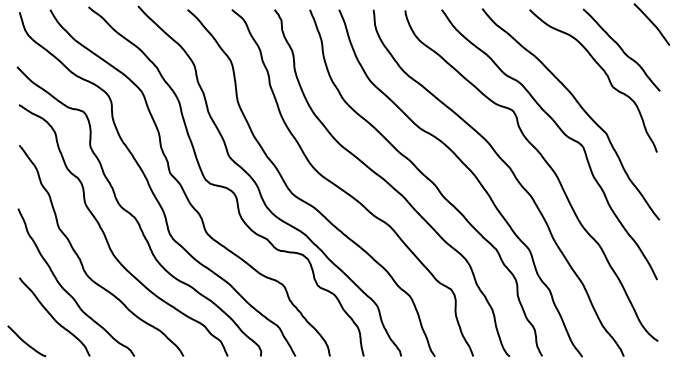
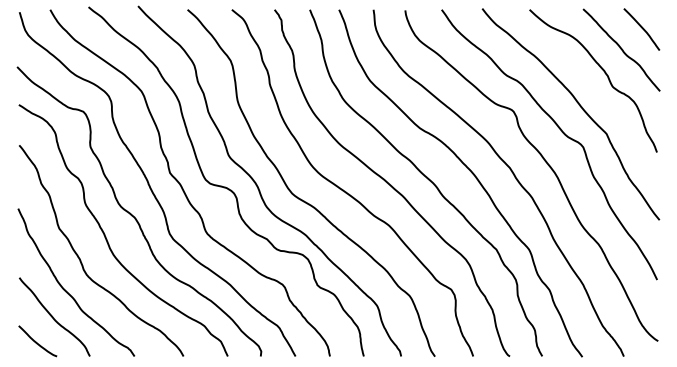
curve position: (651, 23) -> (641, 28) (641, 28)
curve position: (25, 341) -> (36, 341) (36, 341)
